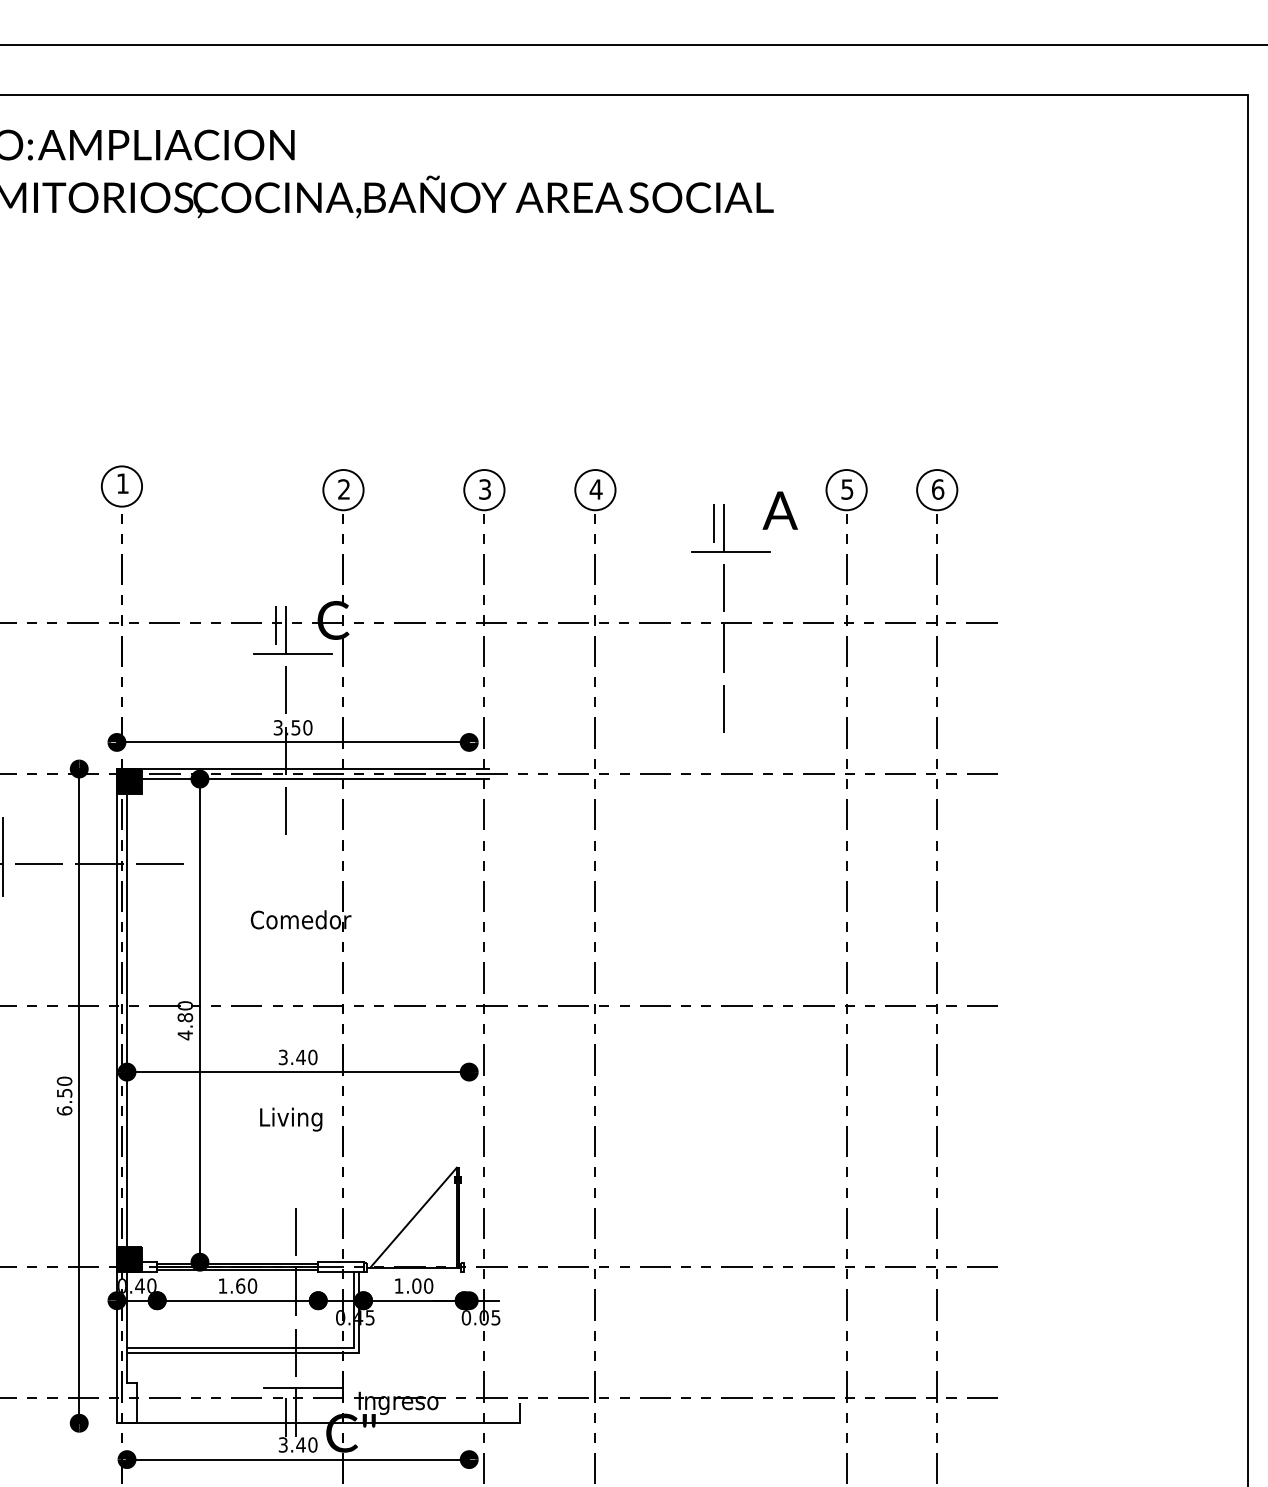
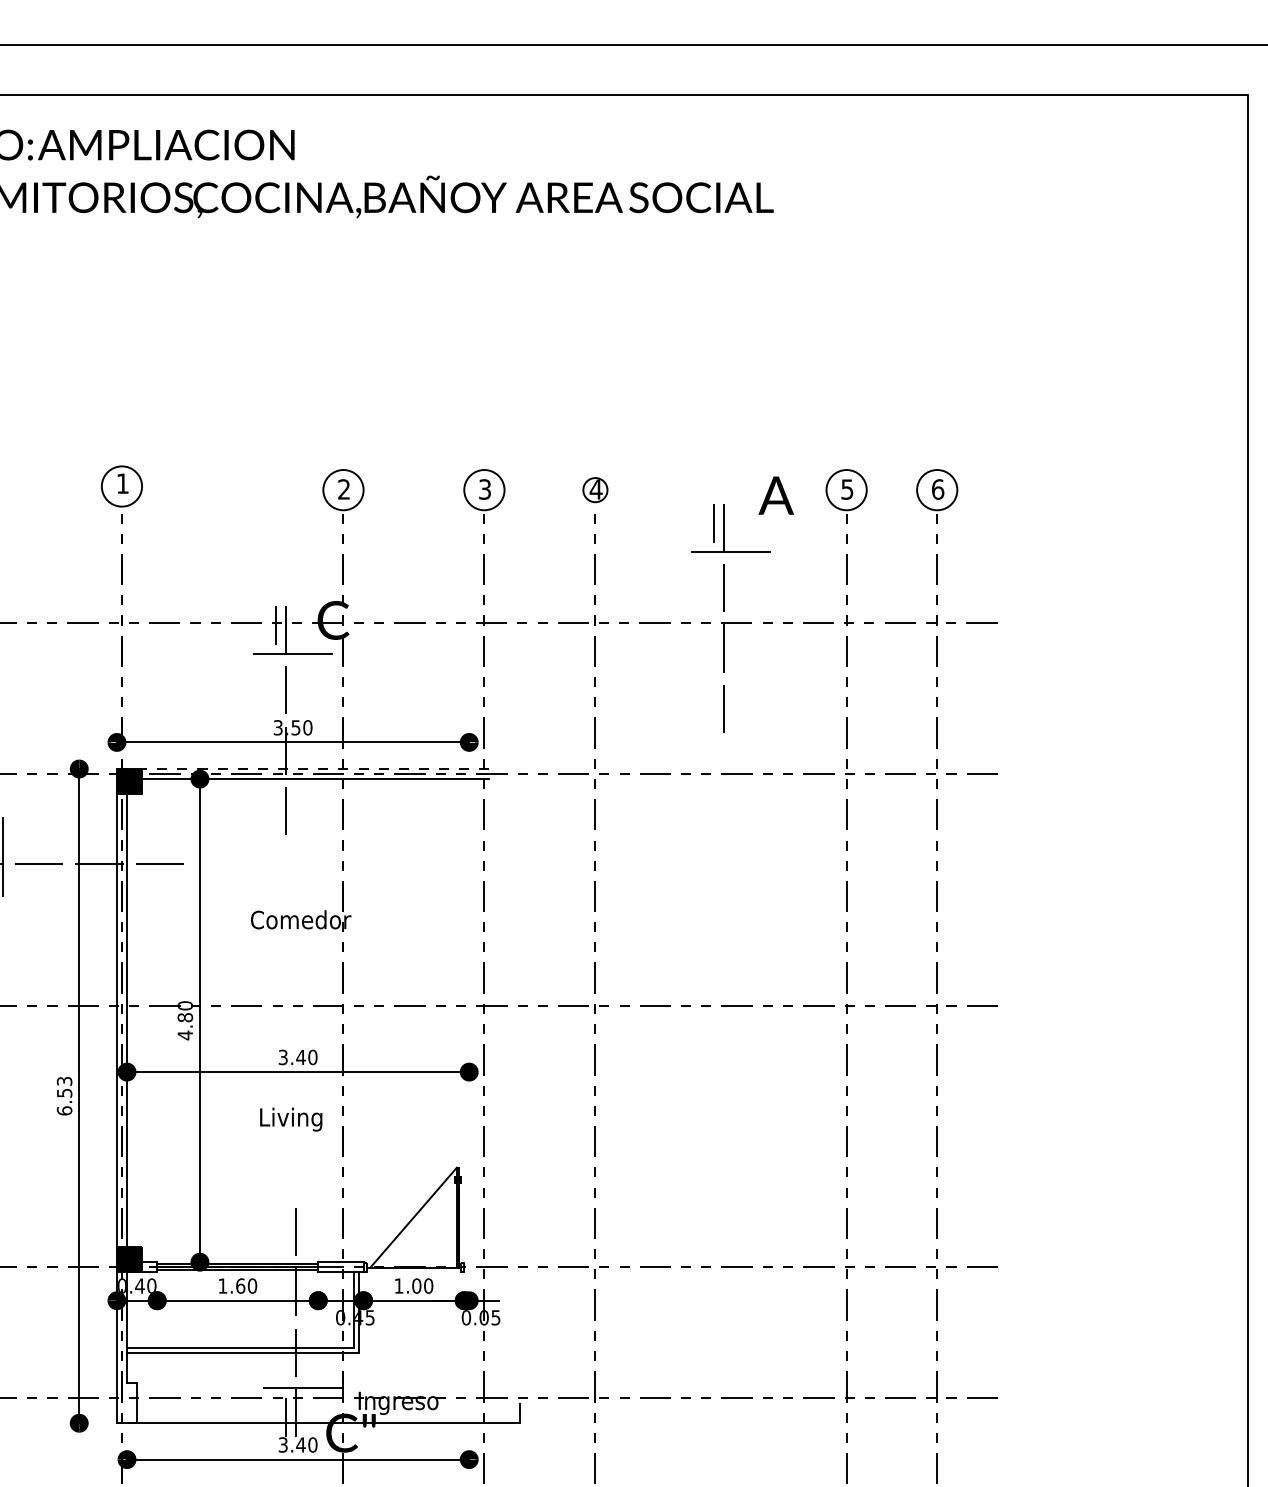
circle diameter: 40 px -> 24 px (595, 490)
text position: (779, 510) -> (775, 495) (775, 495)
line: solid -> dashed (303, 769)
text: 6.50 -> 6.53 (64, 1080)
